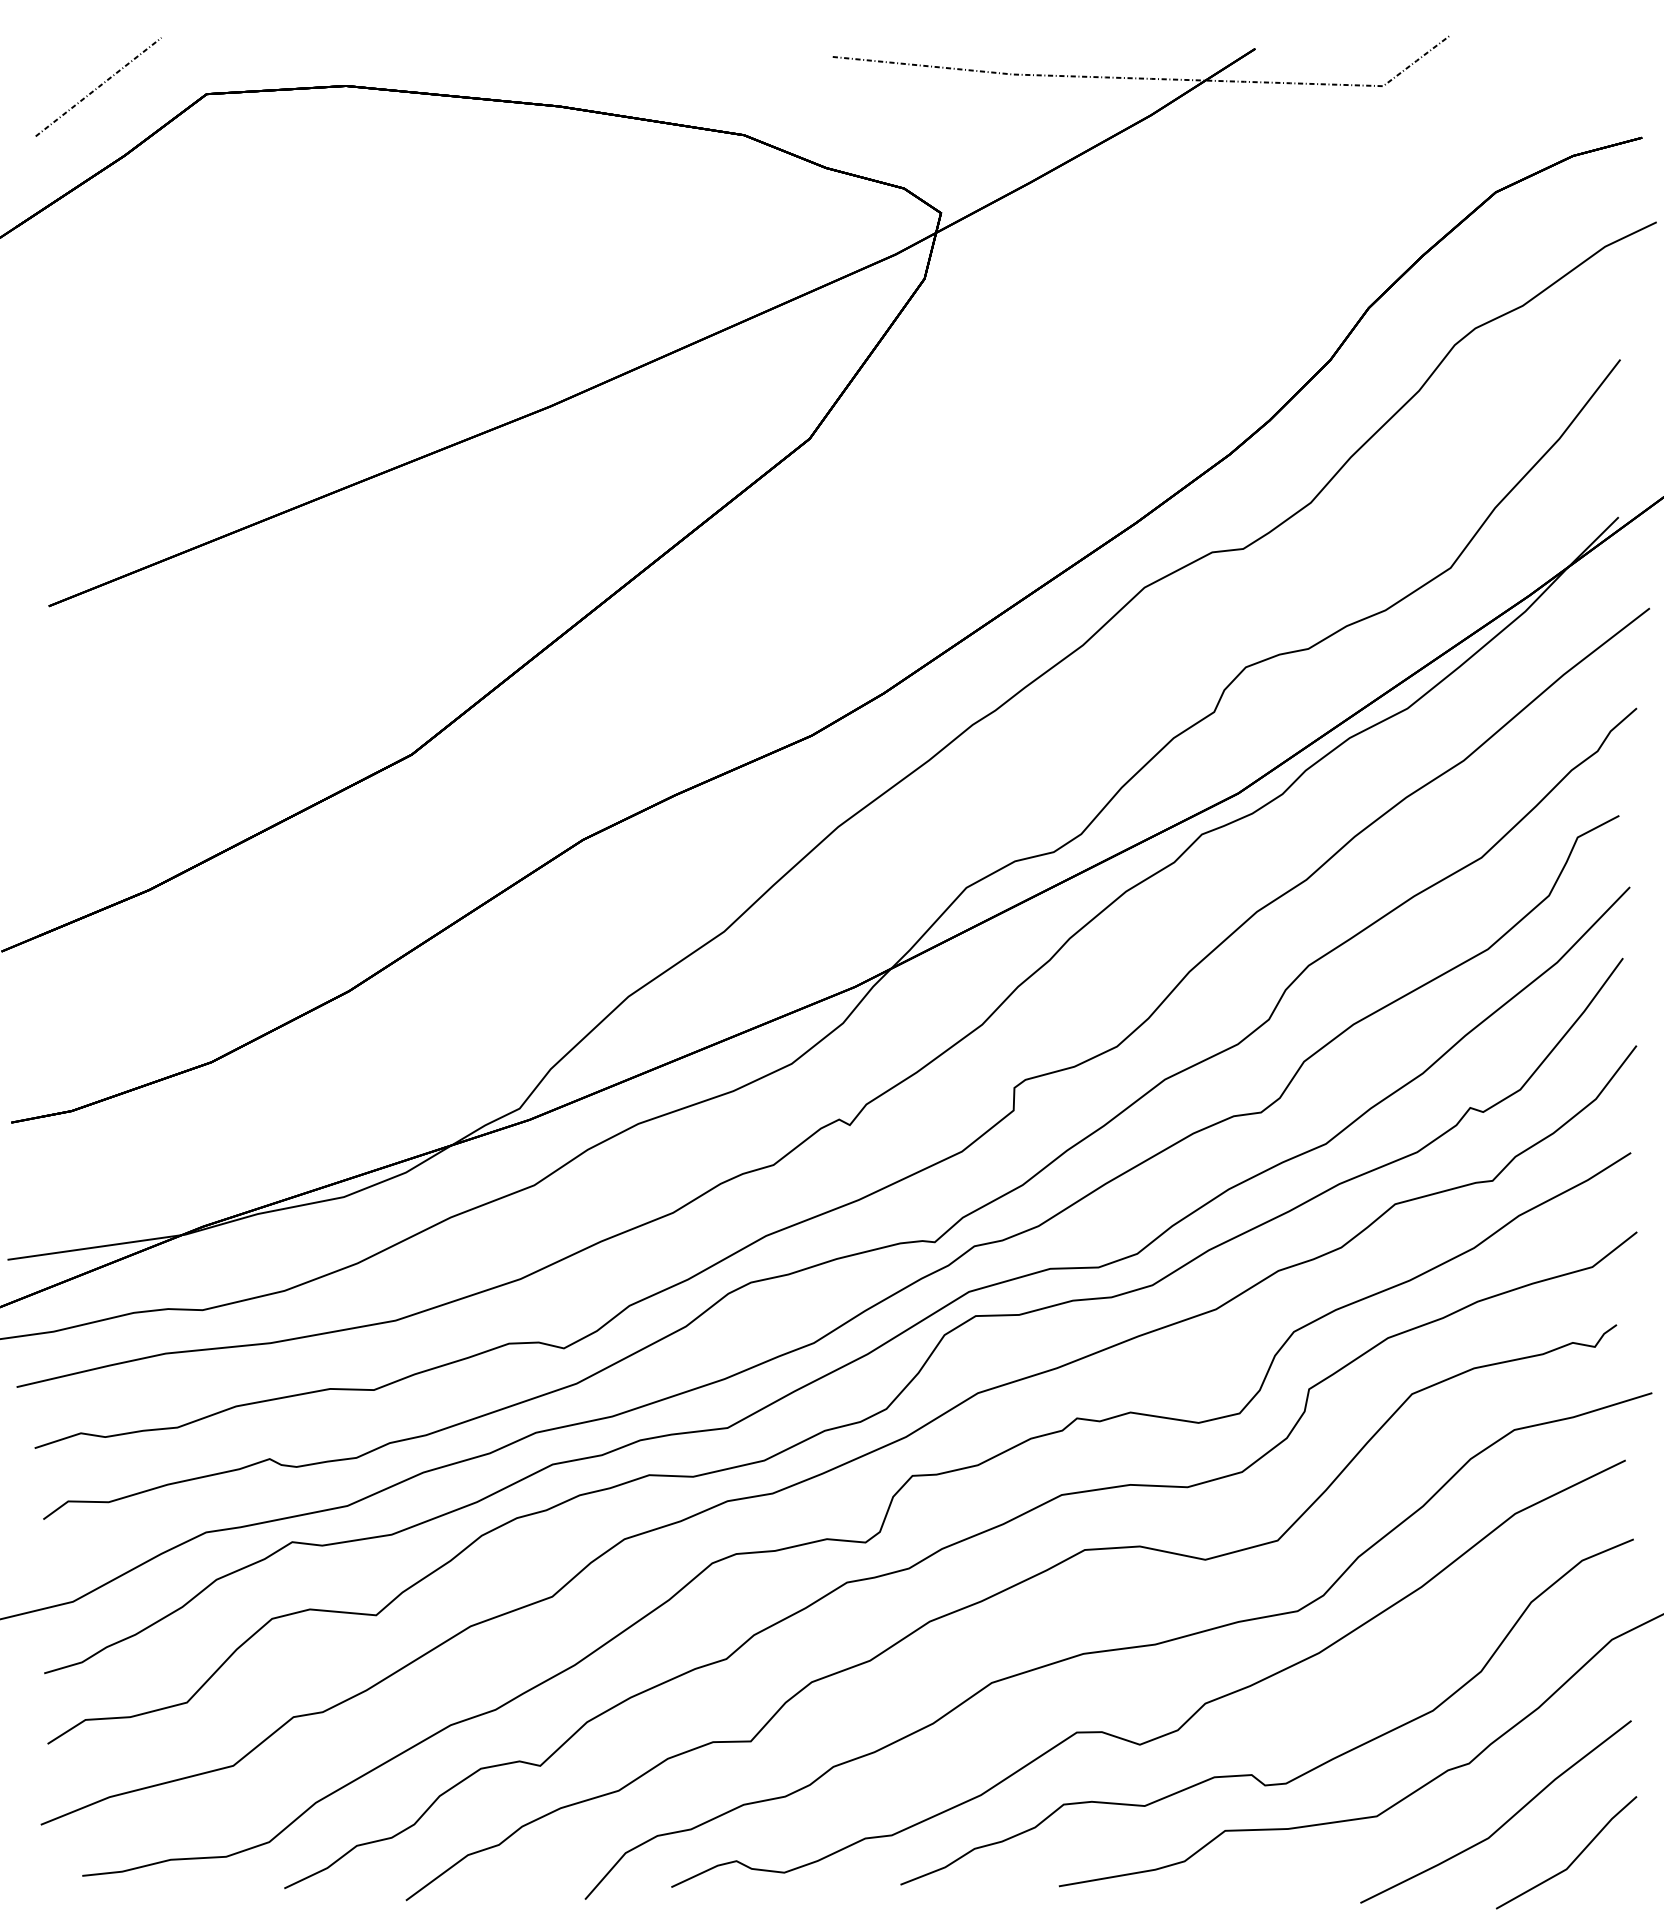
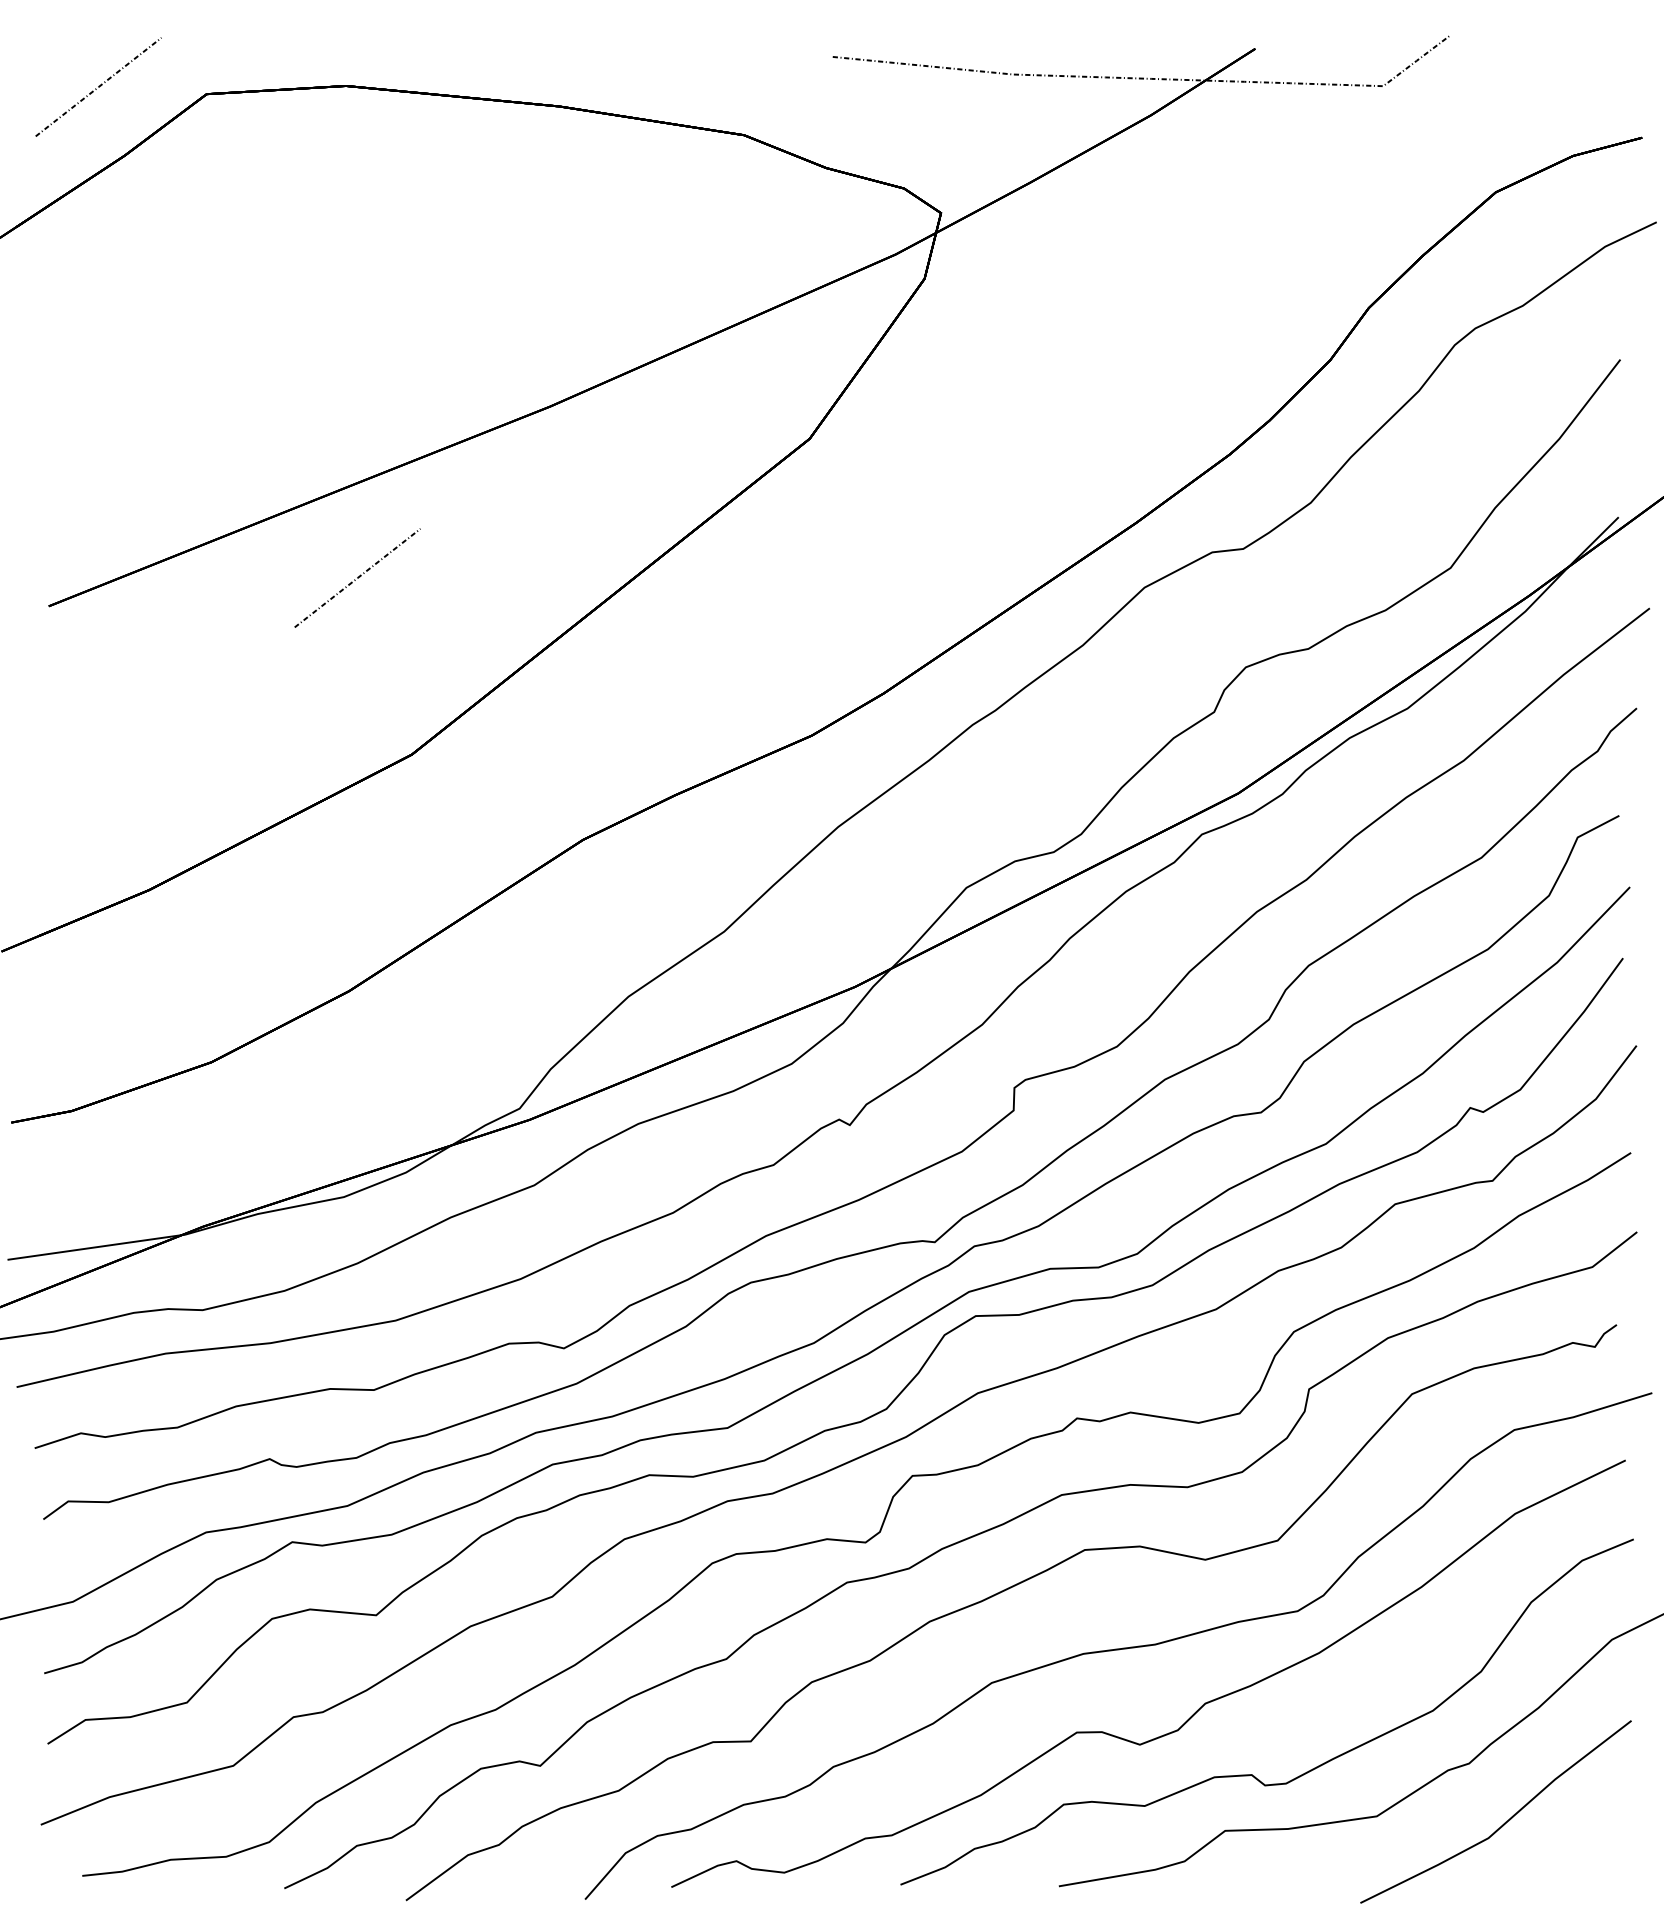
line: none -> present (357, 577)
line: present -> none (1575, 1857)
